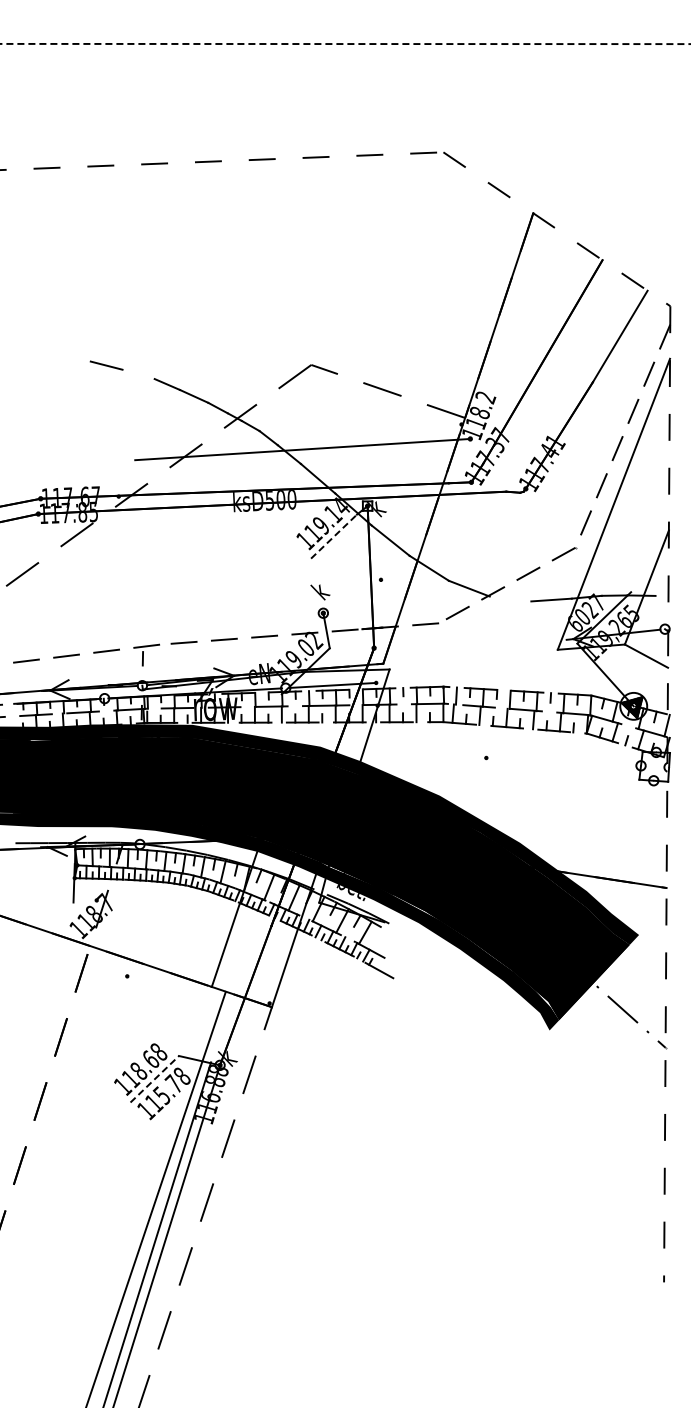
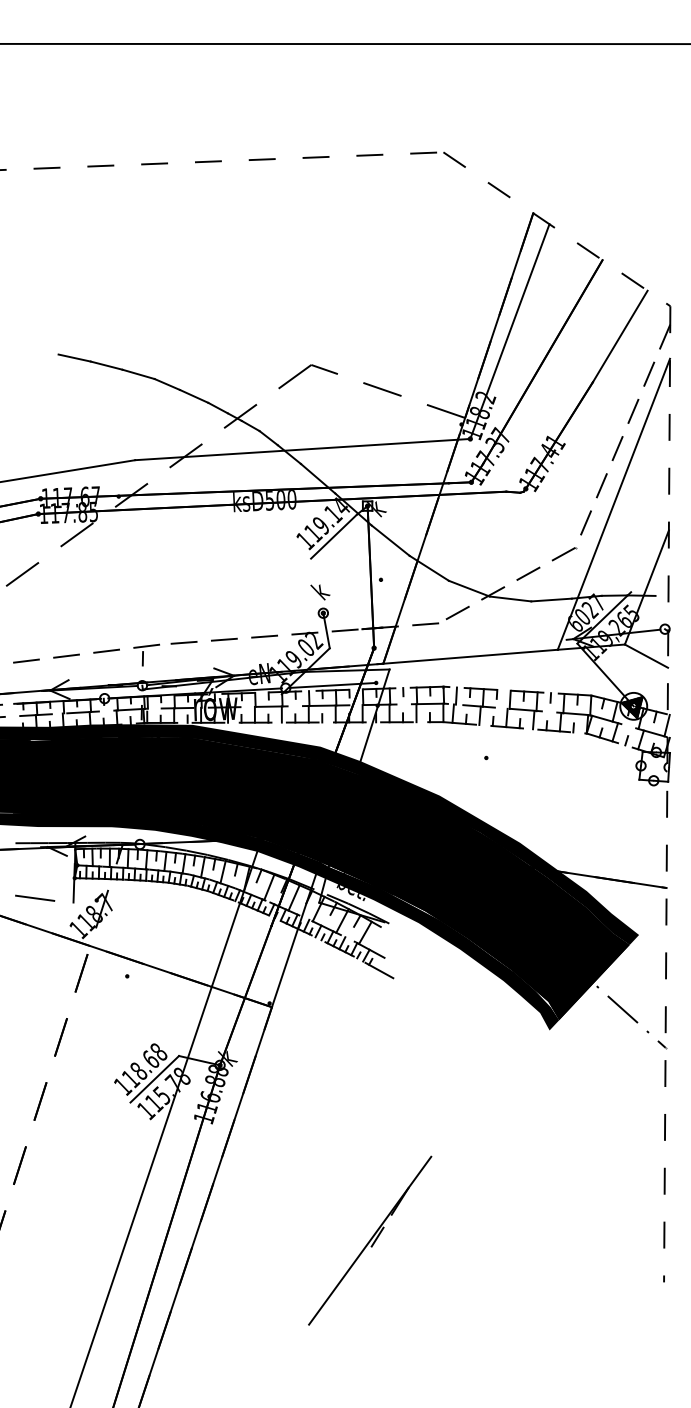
line: dashed -> solid (344, 44)
line: none -> present (509, 331)
line: none -> present (74, 357)
line: none -> present (138, 374)
line: none -> present (68, 470)
line: dashed -> solid (334, 536)
line: none -> present (510, 598)
line: none -> present (470, 656)
line: none -> present (35, 897)
line: dashed -> solid (154, 1079)
line position: (155, 1197) -> (141, 1195) (141, 1195)
line: none -> present (205, 1205)
line position: (157, 1233) -> (167, 1234) (167, 1234)
part: none -> present (370, 1240)
